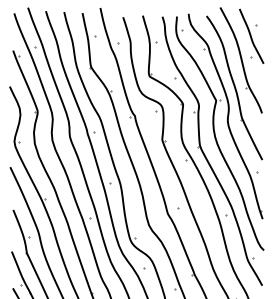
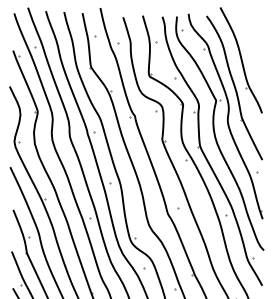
part: present -> none (251, 35)
